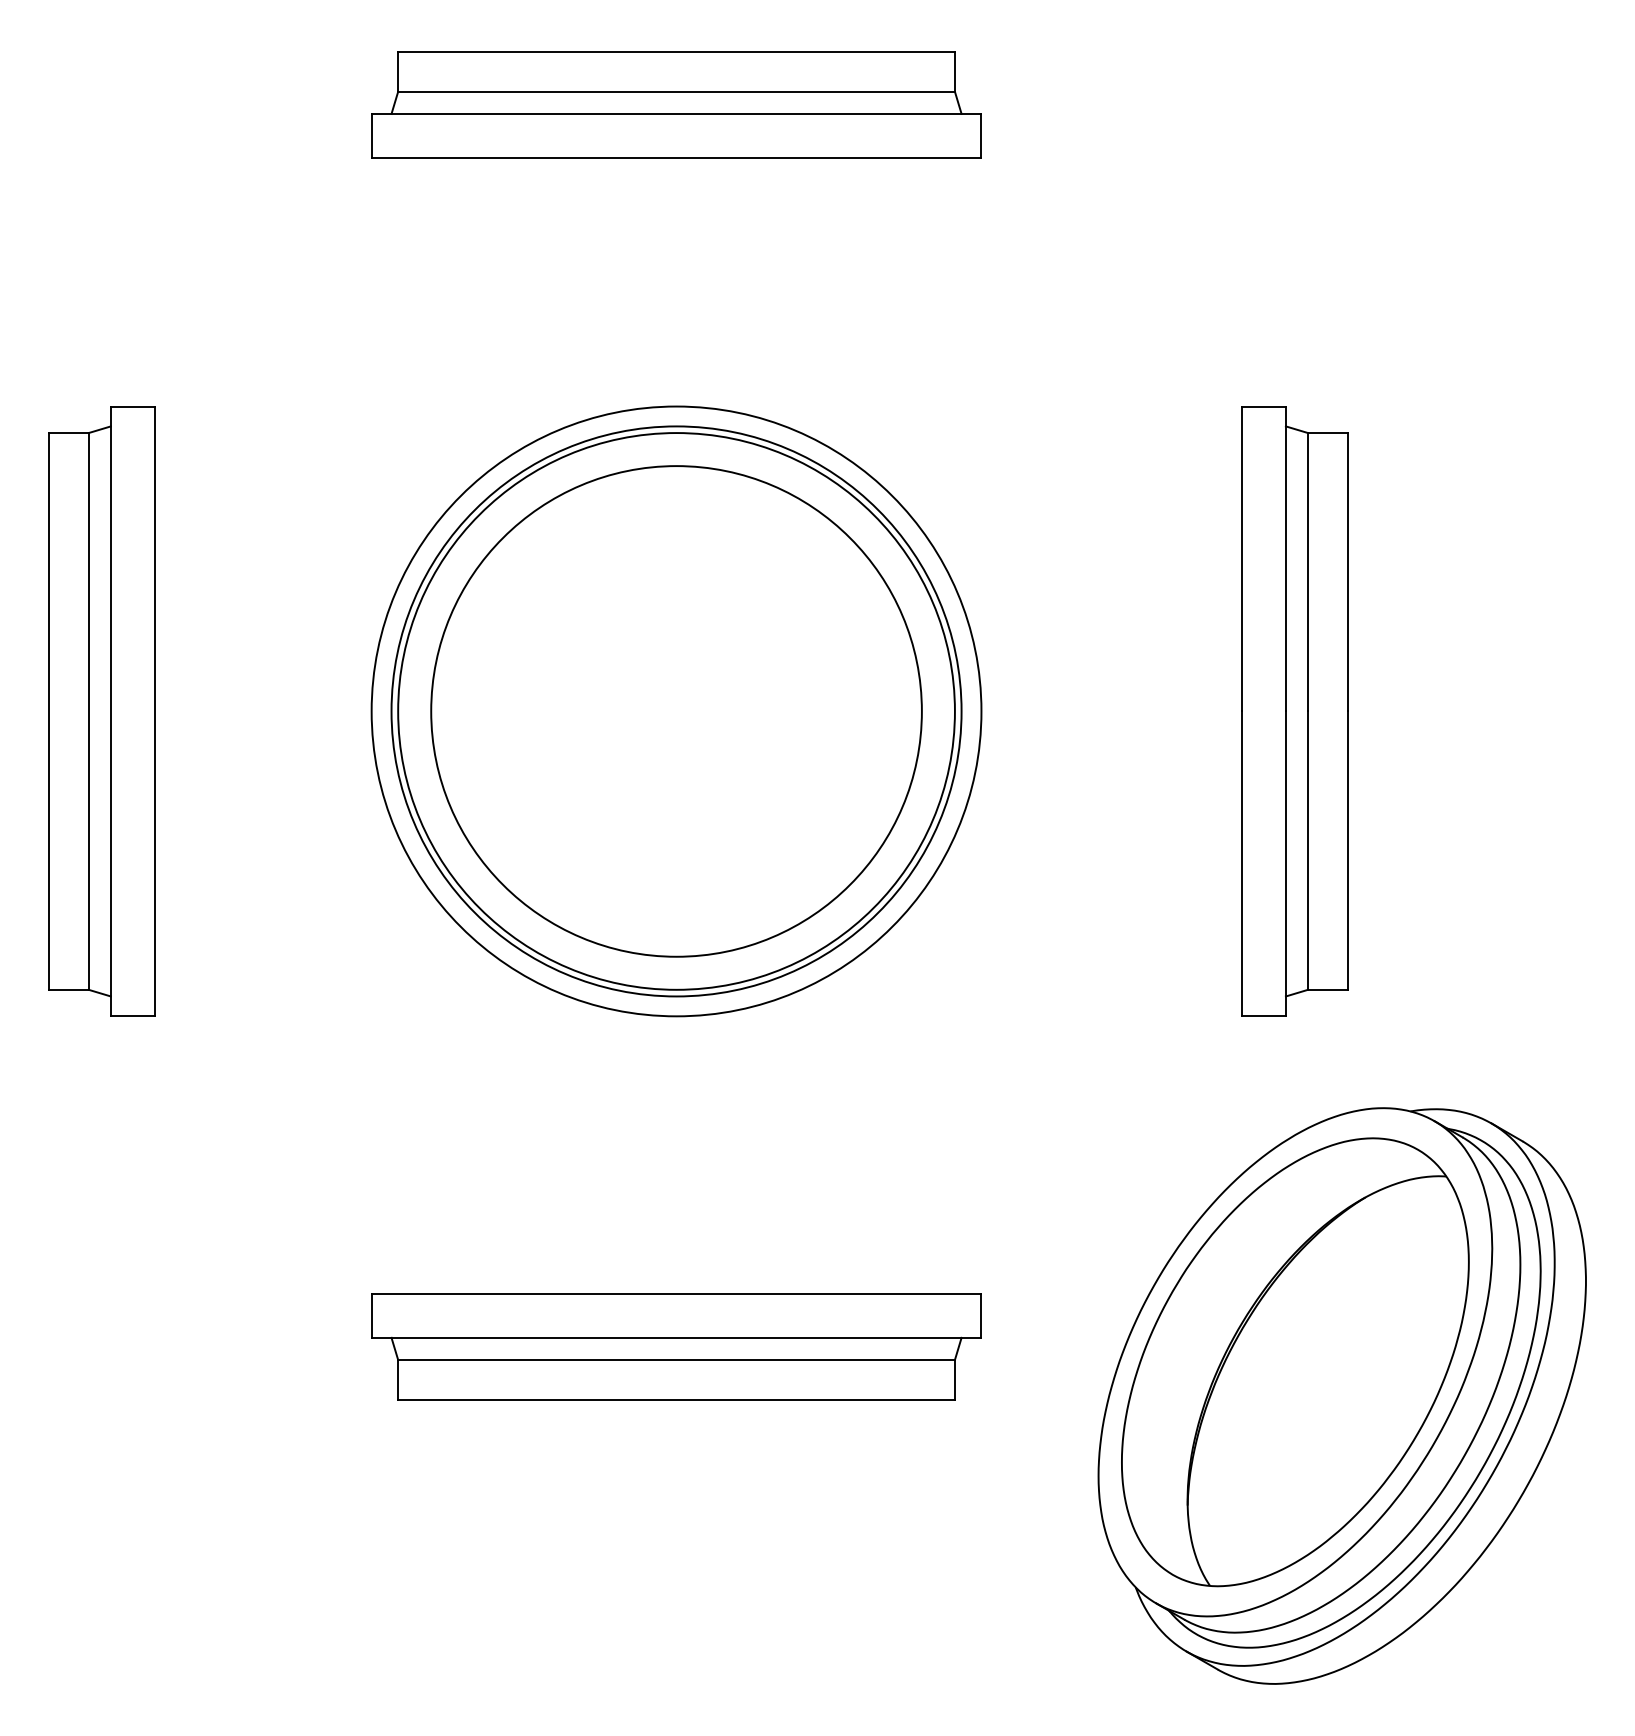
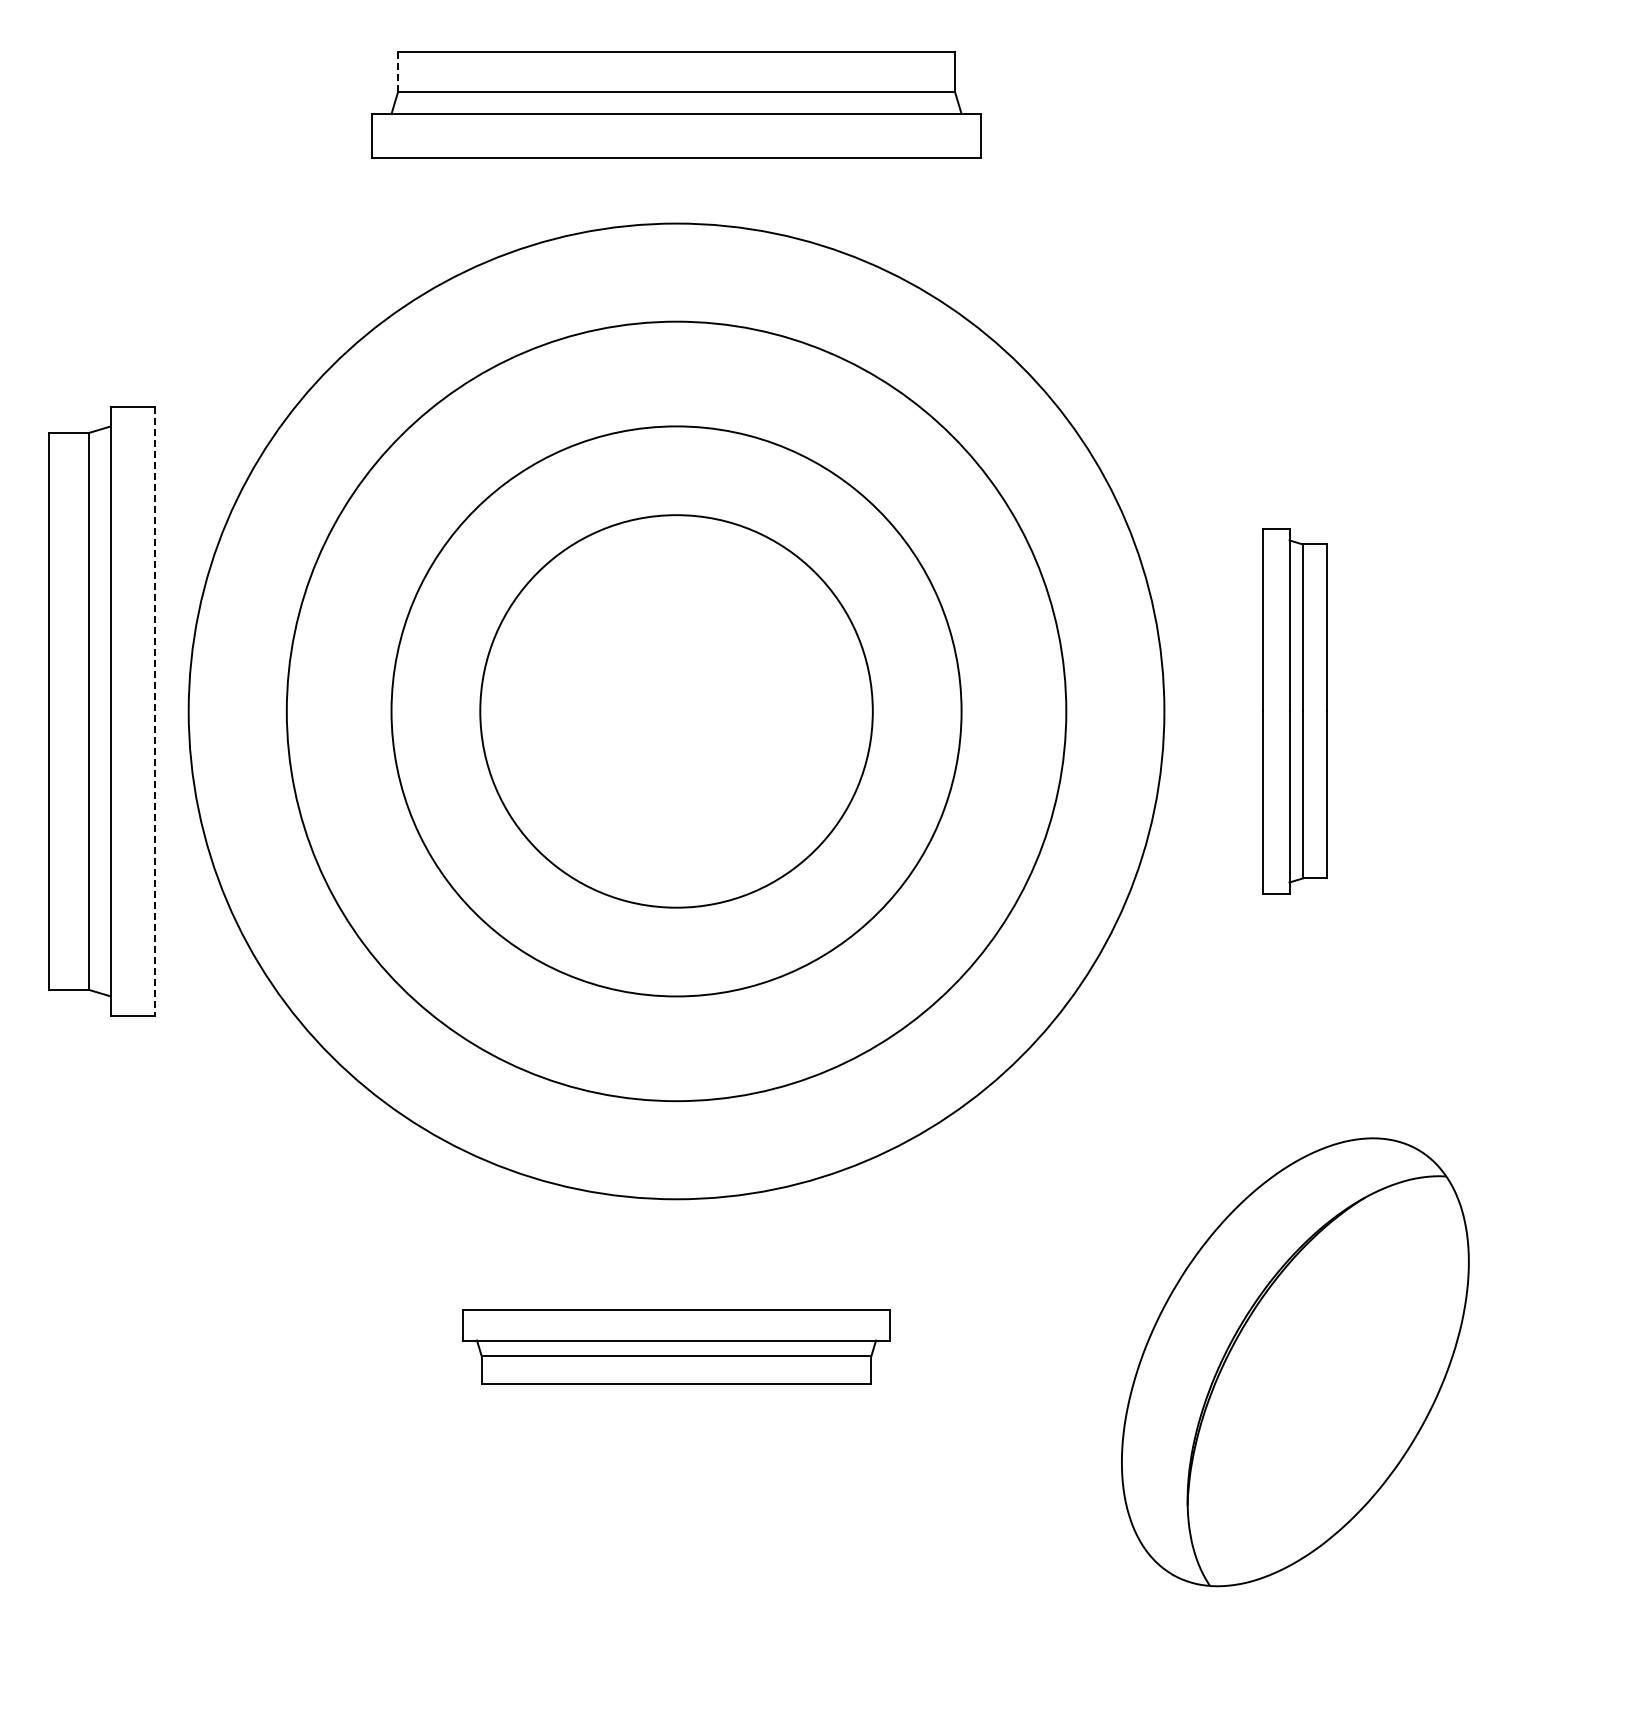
line: solid -> dashed (398, 71)
line: solid -> dashed (155, 711)
circle diameter: 491 px -> 393 px (676, 711)
circle diameter: 557 px -> 779 px (676, 711)
circle diameter: 610 px -> 976 px (676, 711)
part size: 108x611 px -> 66x367 px (1294, 711)
part size: 611x108 px -> 429x76 px (676, 1346)
part: present -> none (1341, 1395)
